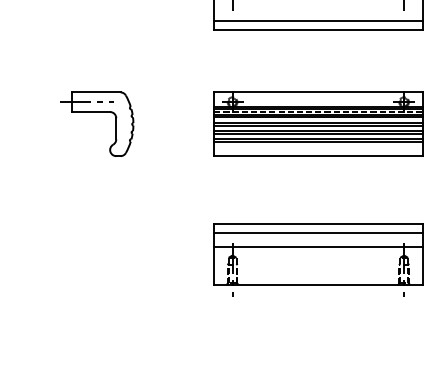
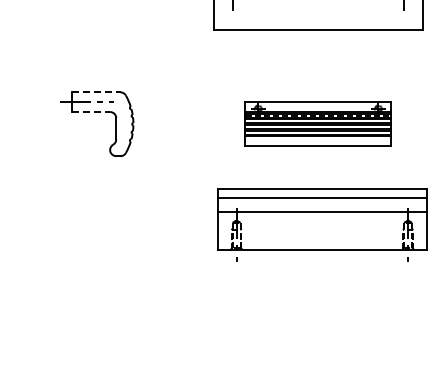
line: present -> none (318, 20)
line: solid -> dashed (96, 92)
line: solid -> dashed (91, 112)
part size: 211x66 px -> 148x46 px (317, 123)
part position: (318, 259) -> (322, 224) (322, 224)
